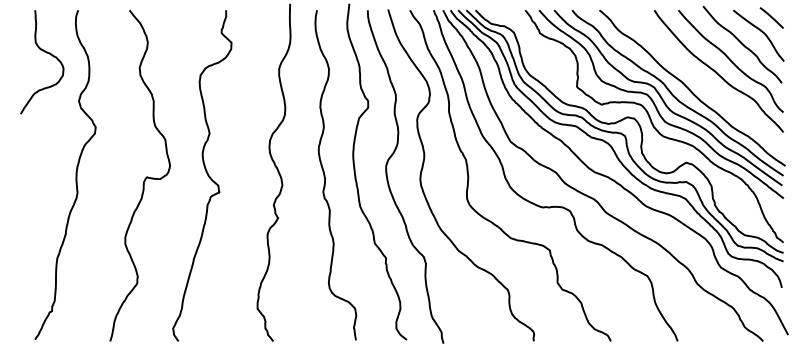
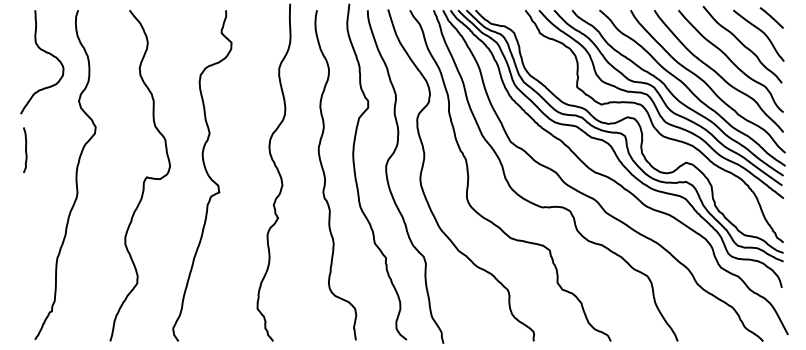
curve: none -> present (706, 82)
curve: none -> present (25, 150)
